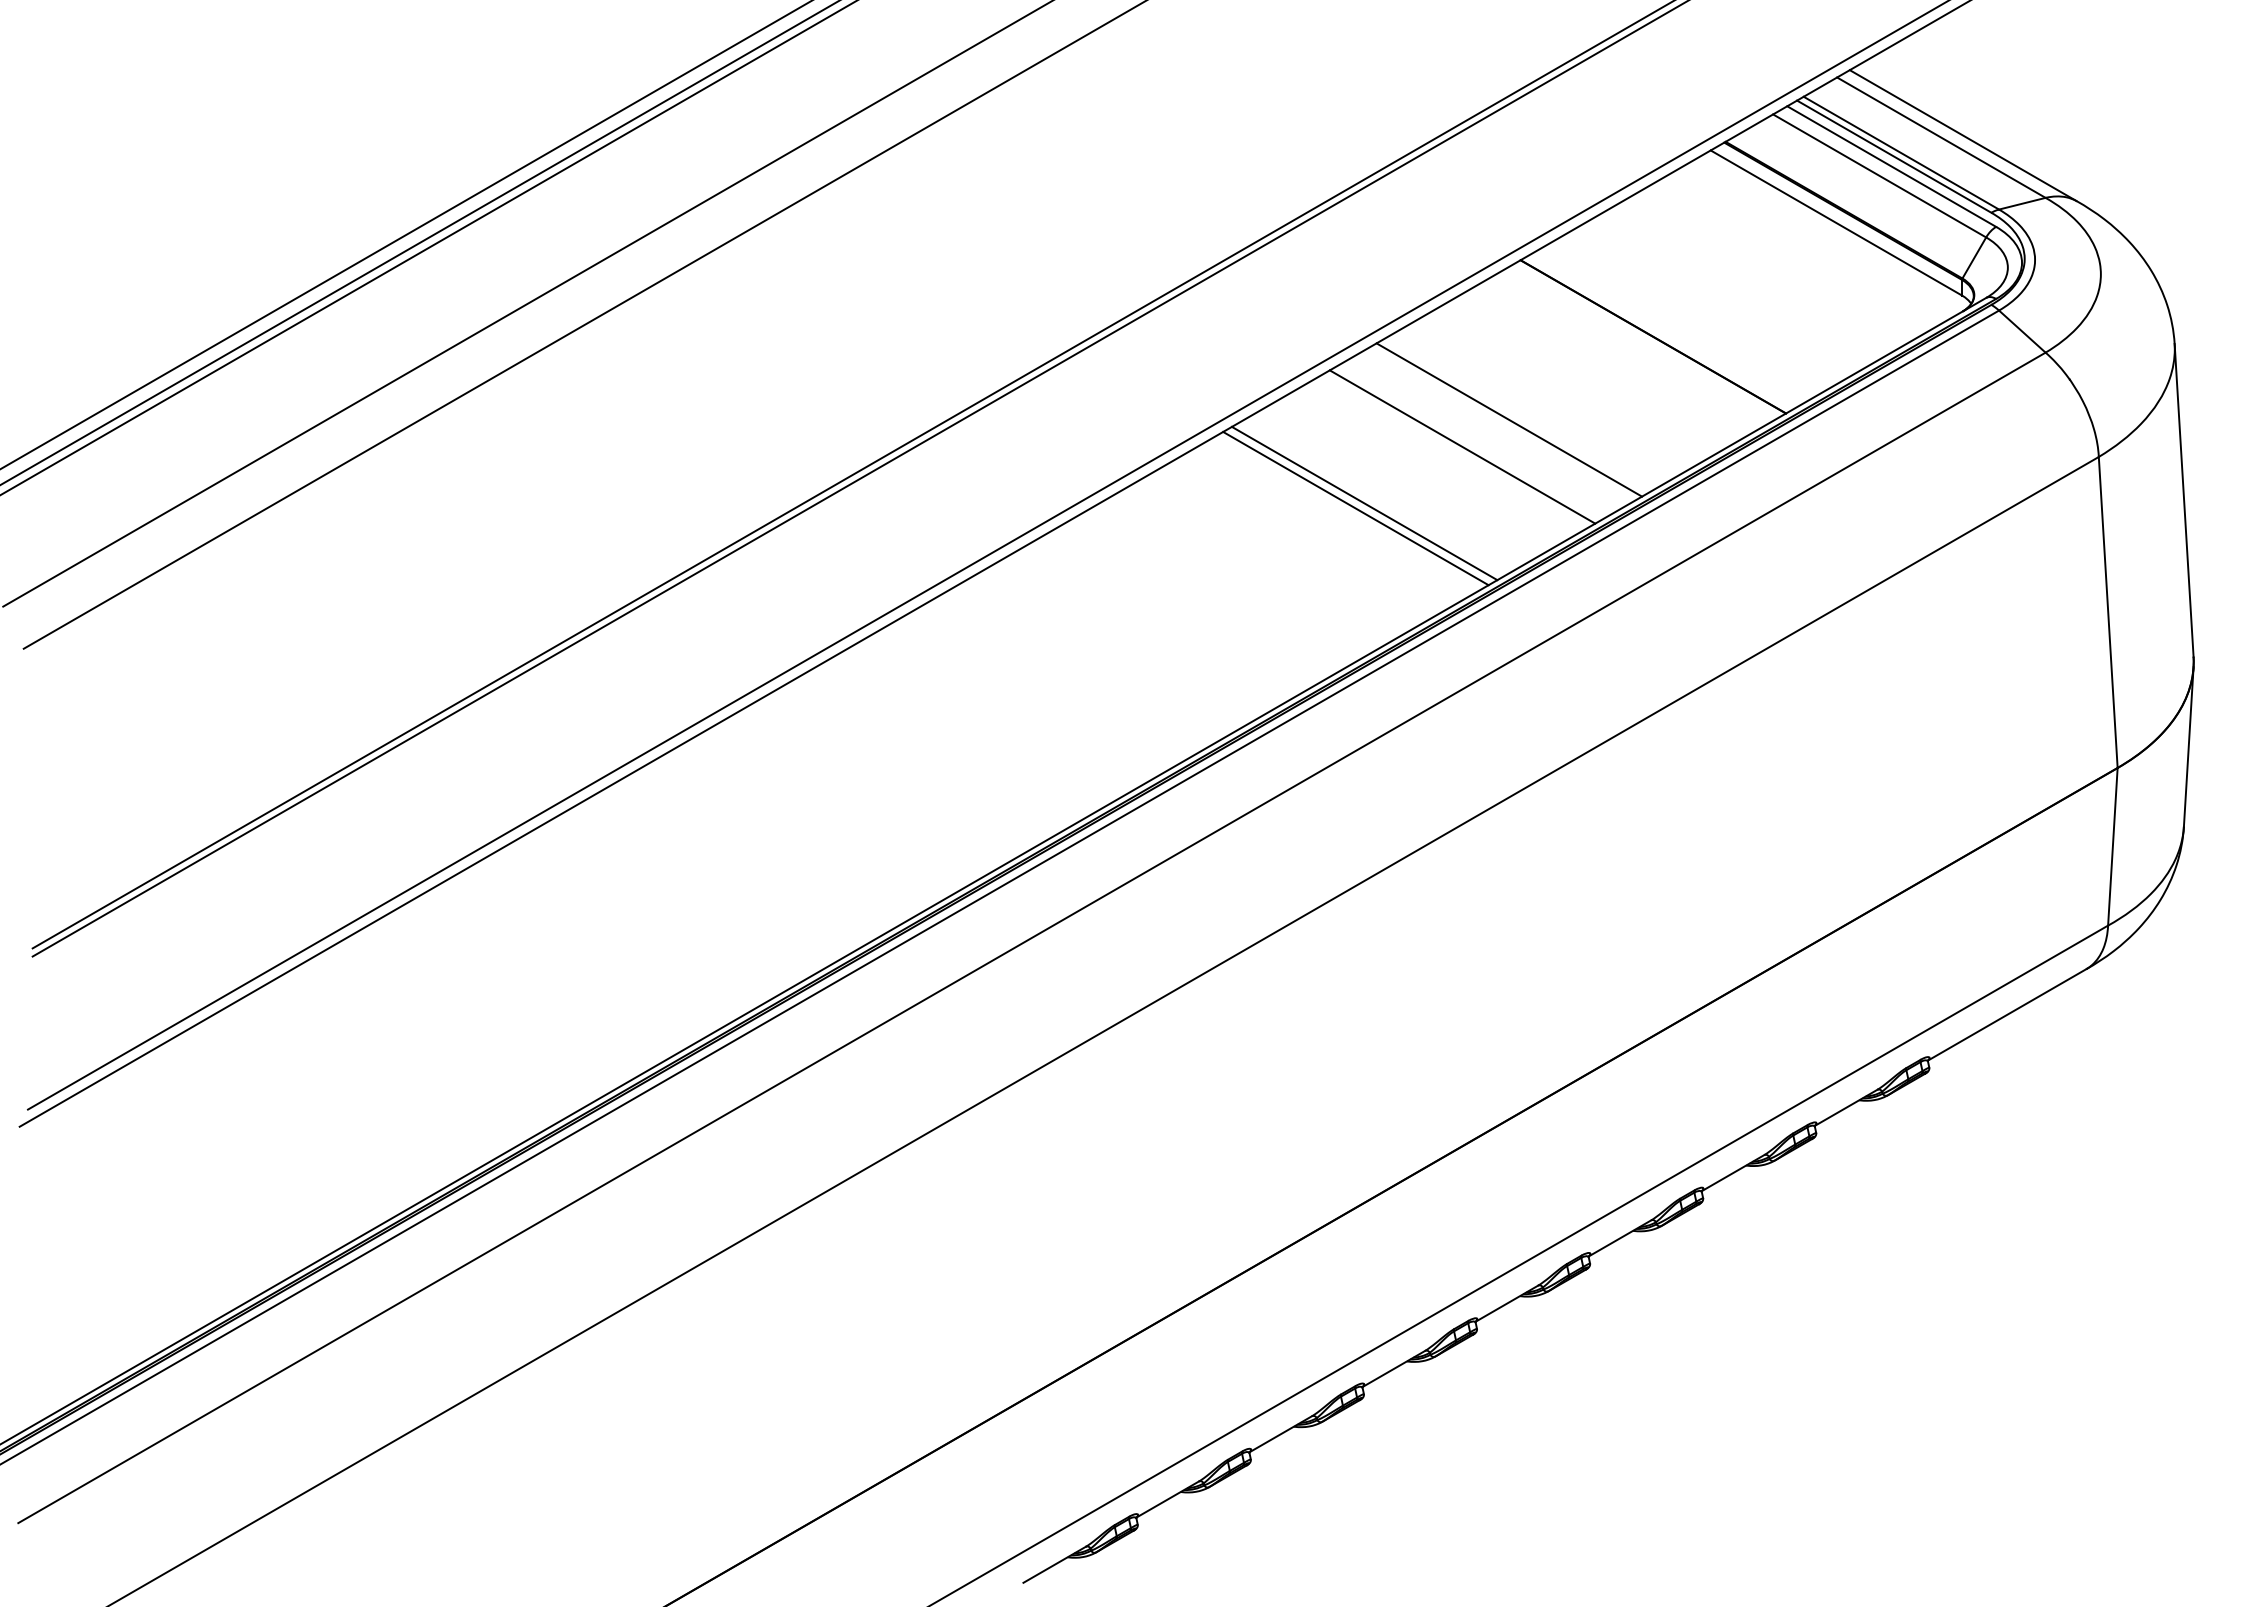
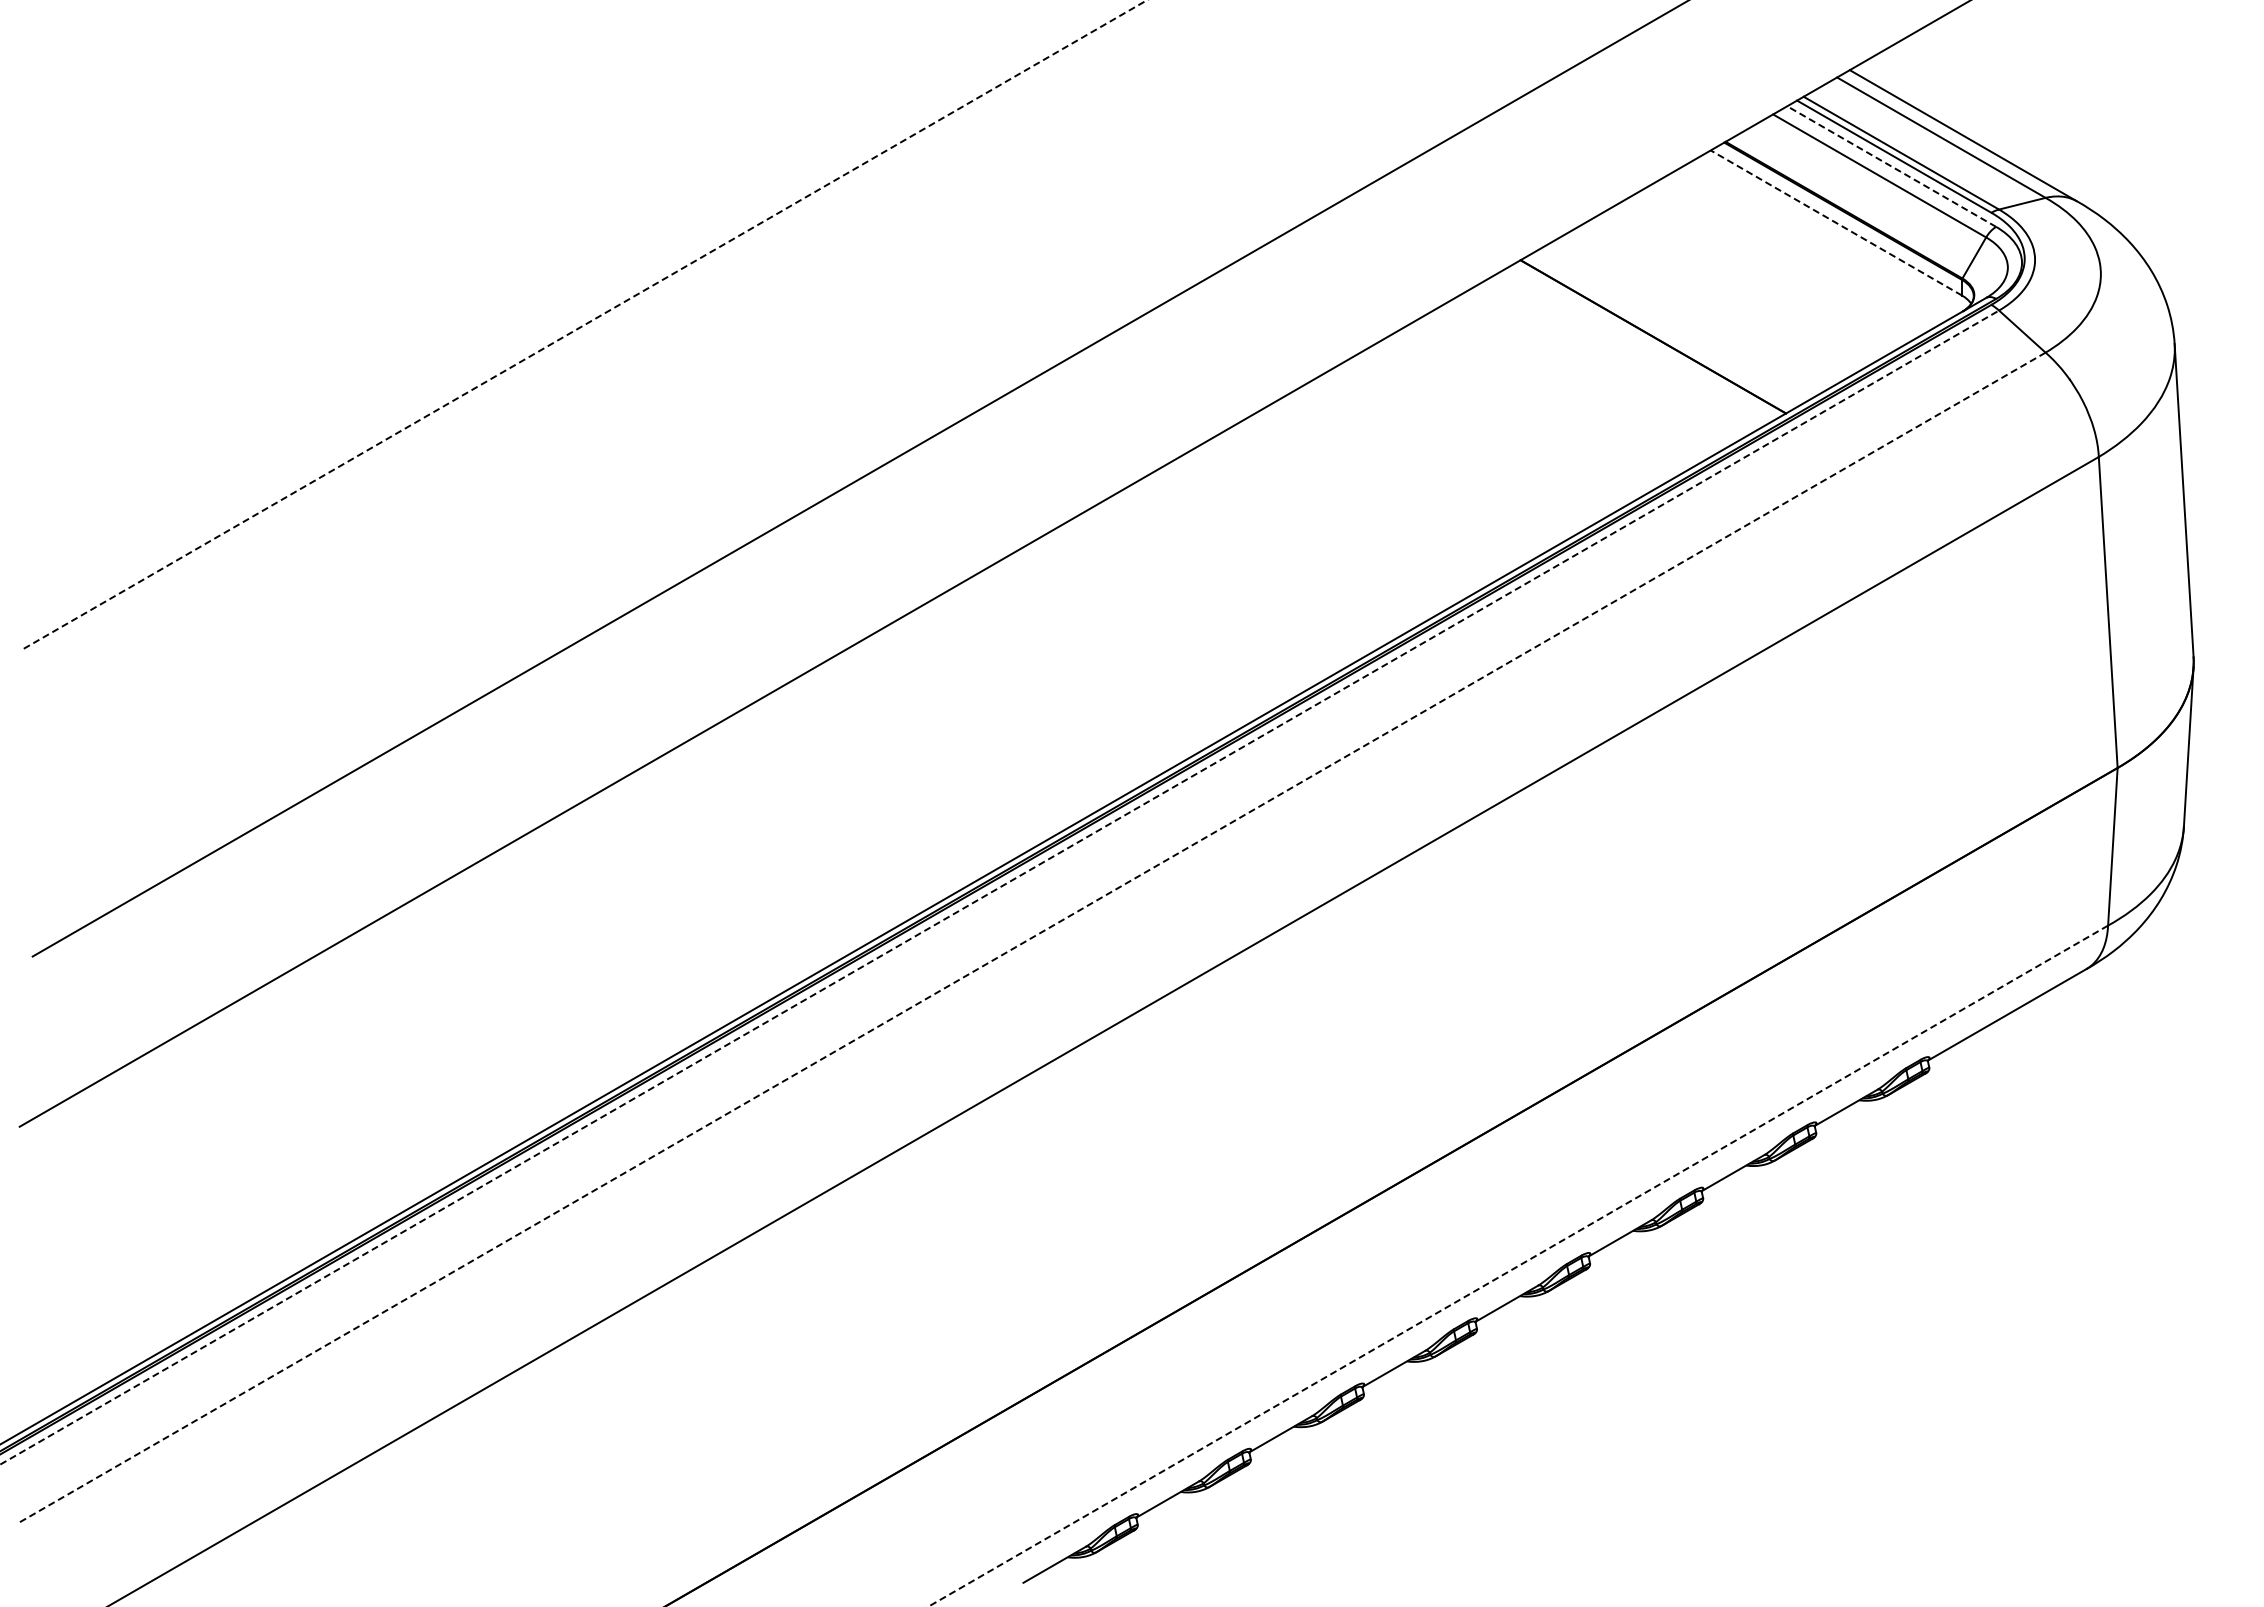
line: solid -> dashed (1891, 166)
line: solid -> dashed (1835, 222)
line: present -> none (405, 234)
line: present -> none (419, 242)
line: present -> none (428, 248)
line: present -> none (526, 304)
line: solid -> dashed (585, 324)
line: present -> none (1509, 419)
line: present -> none (1462, 446)
line: present -> none (851, 475)
line: present -> none (1364, 503)
line: present -> none (1355, 508)
line: present -> none (986, 555)
line: solid -> dashed (999, 887)
line: solid -> dashed (1031, 938)
line: solid -> dashed (1518, 1266)
